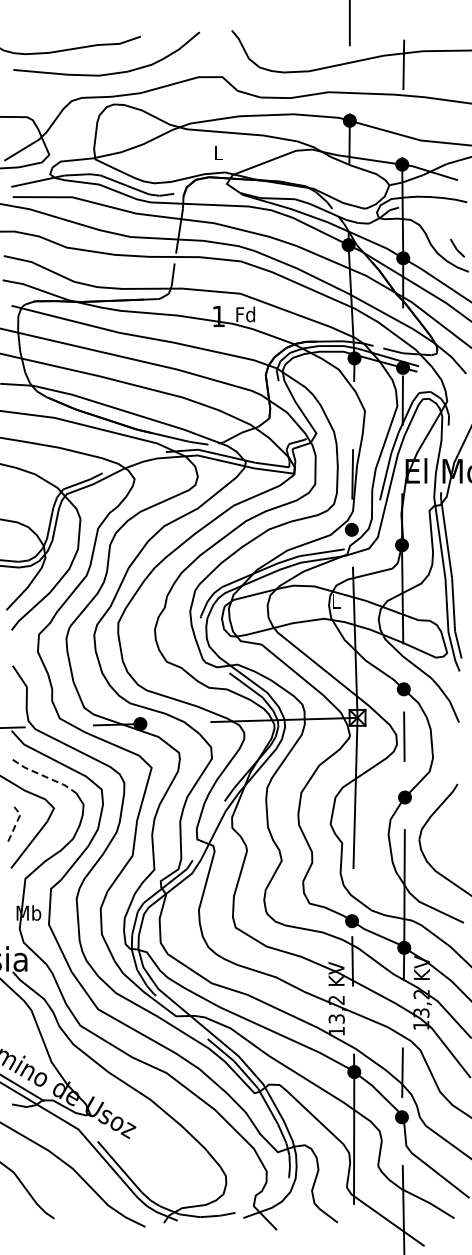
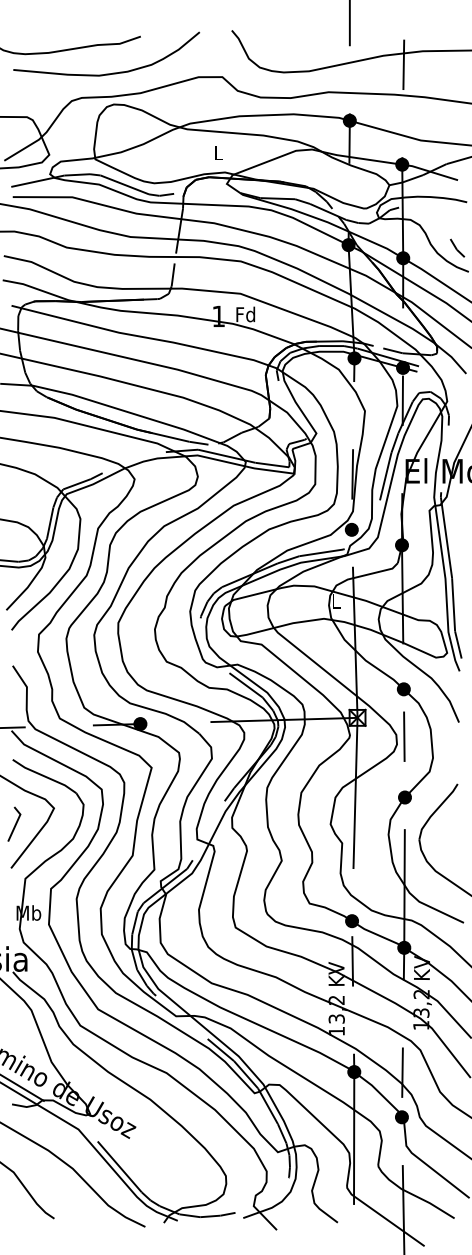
line: dashed -> solid (45, 776)
line: dashed -> solid (16, 822)
